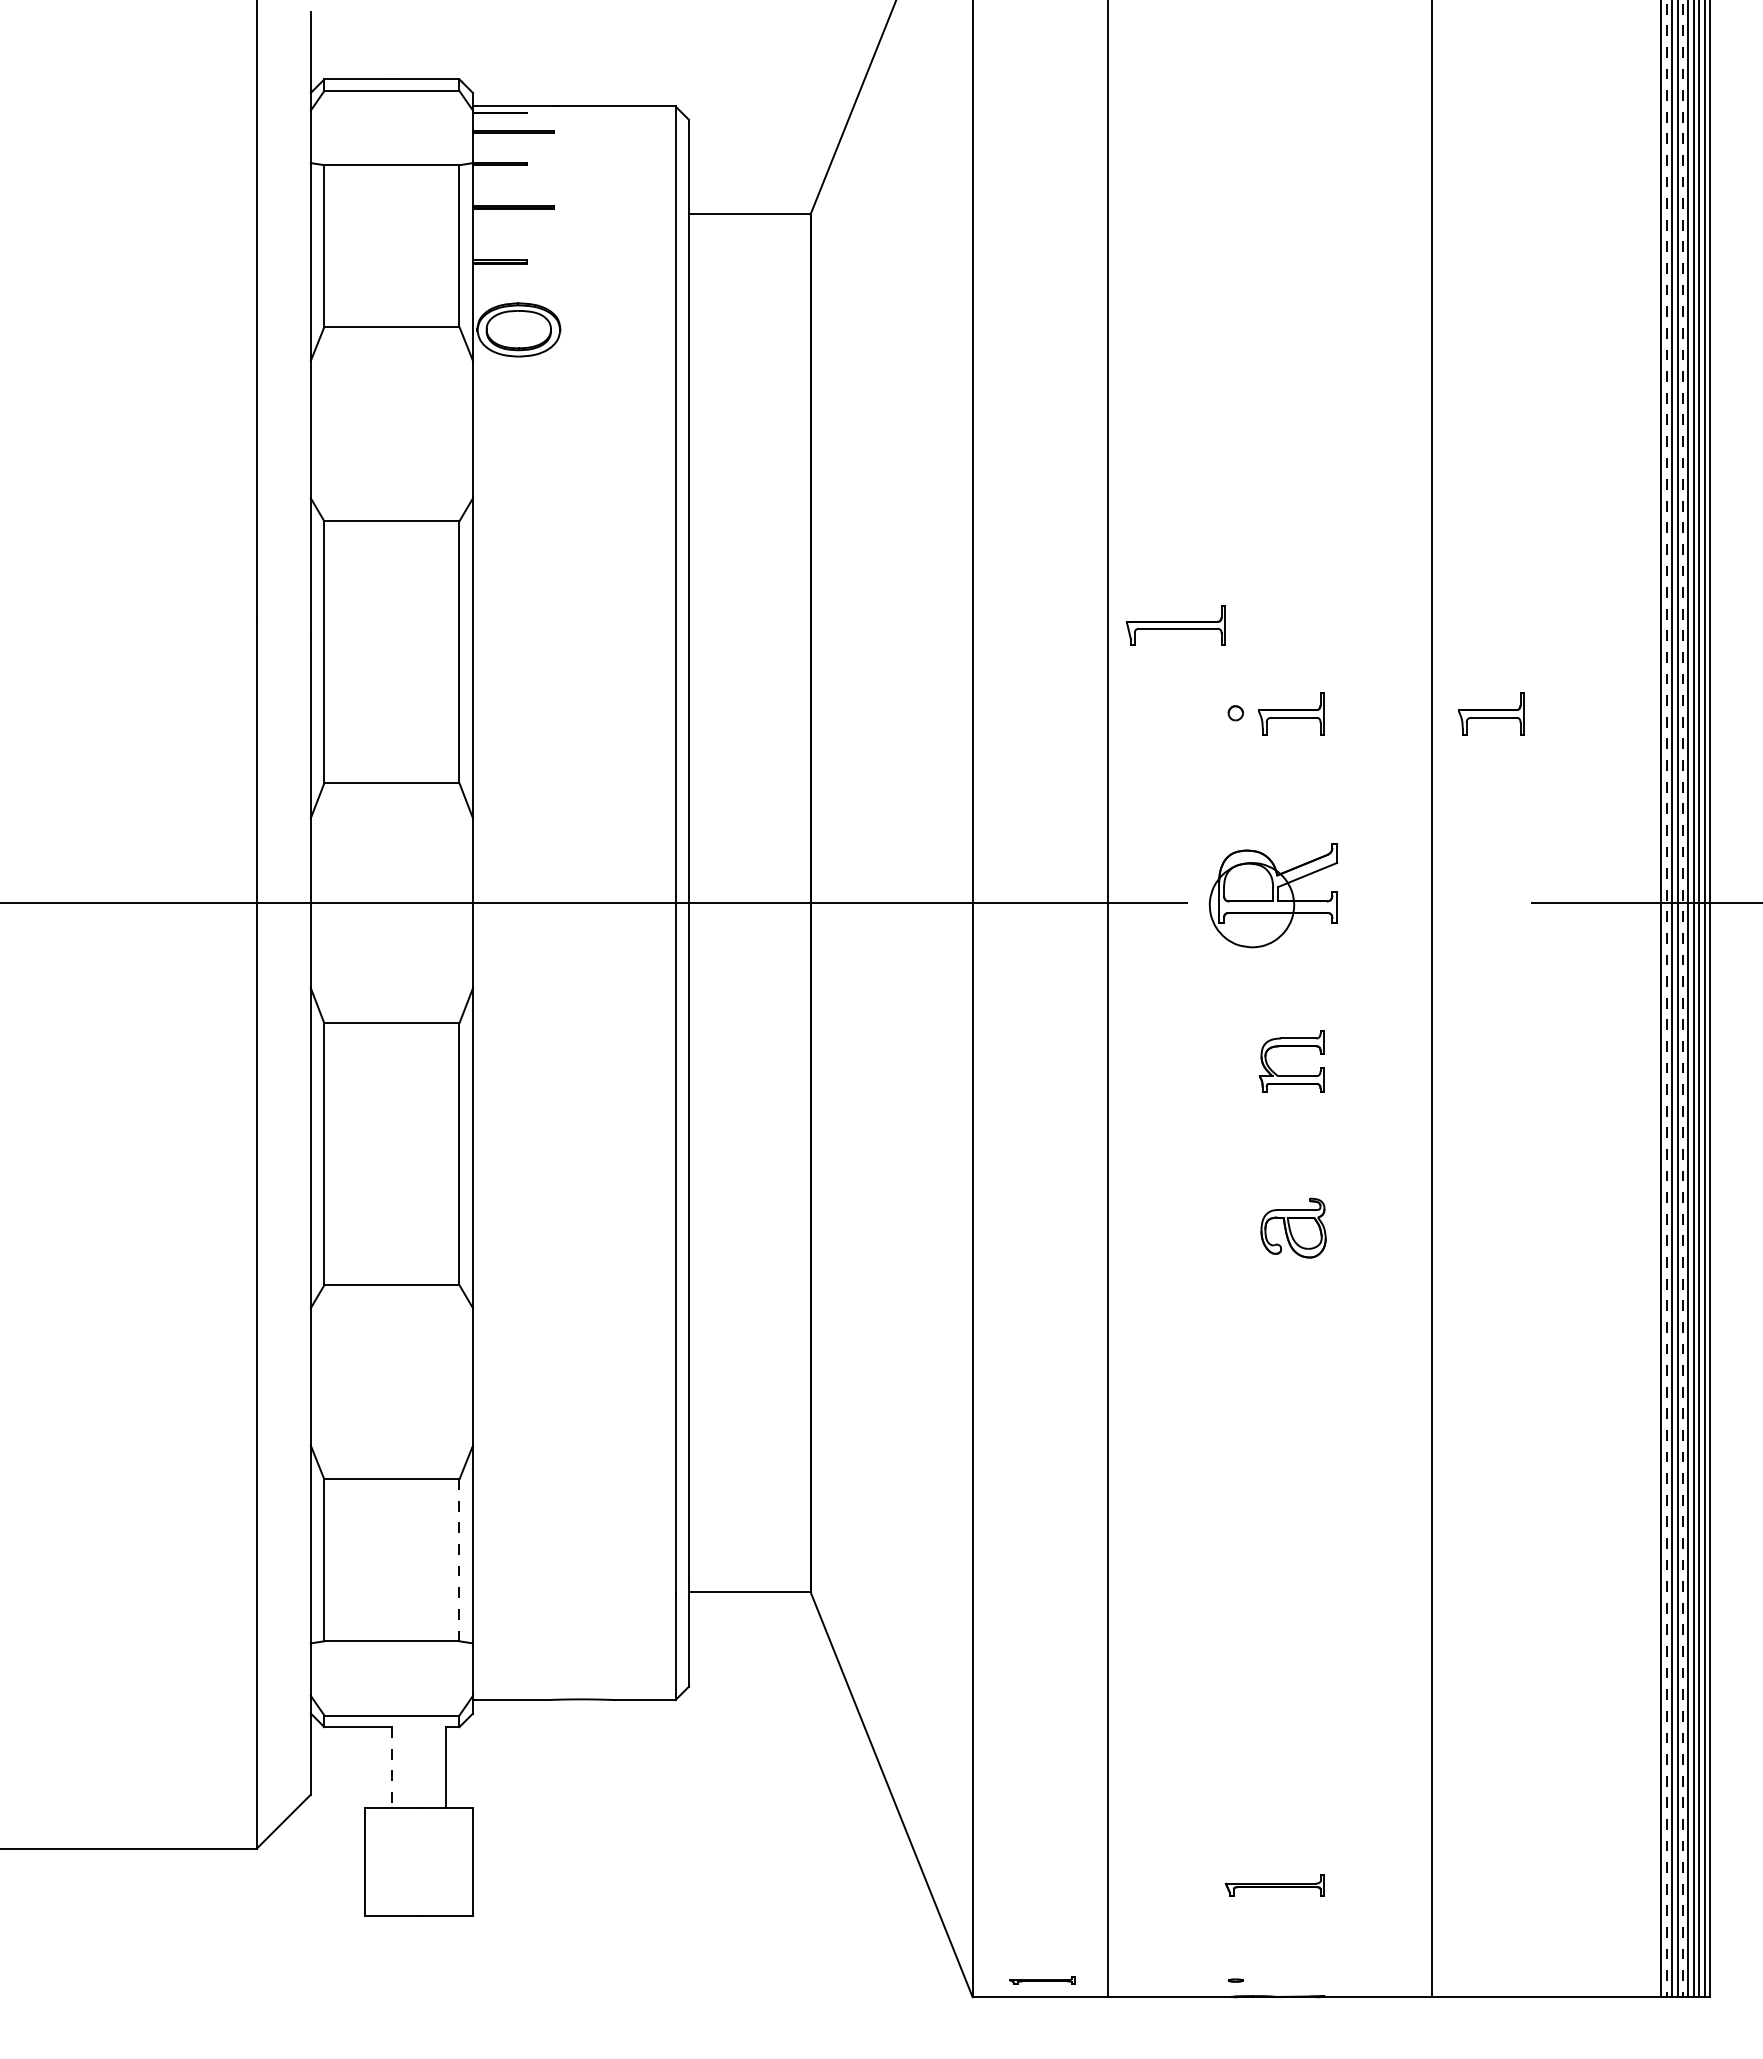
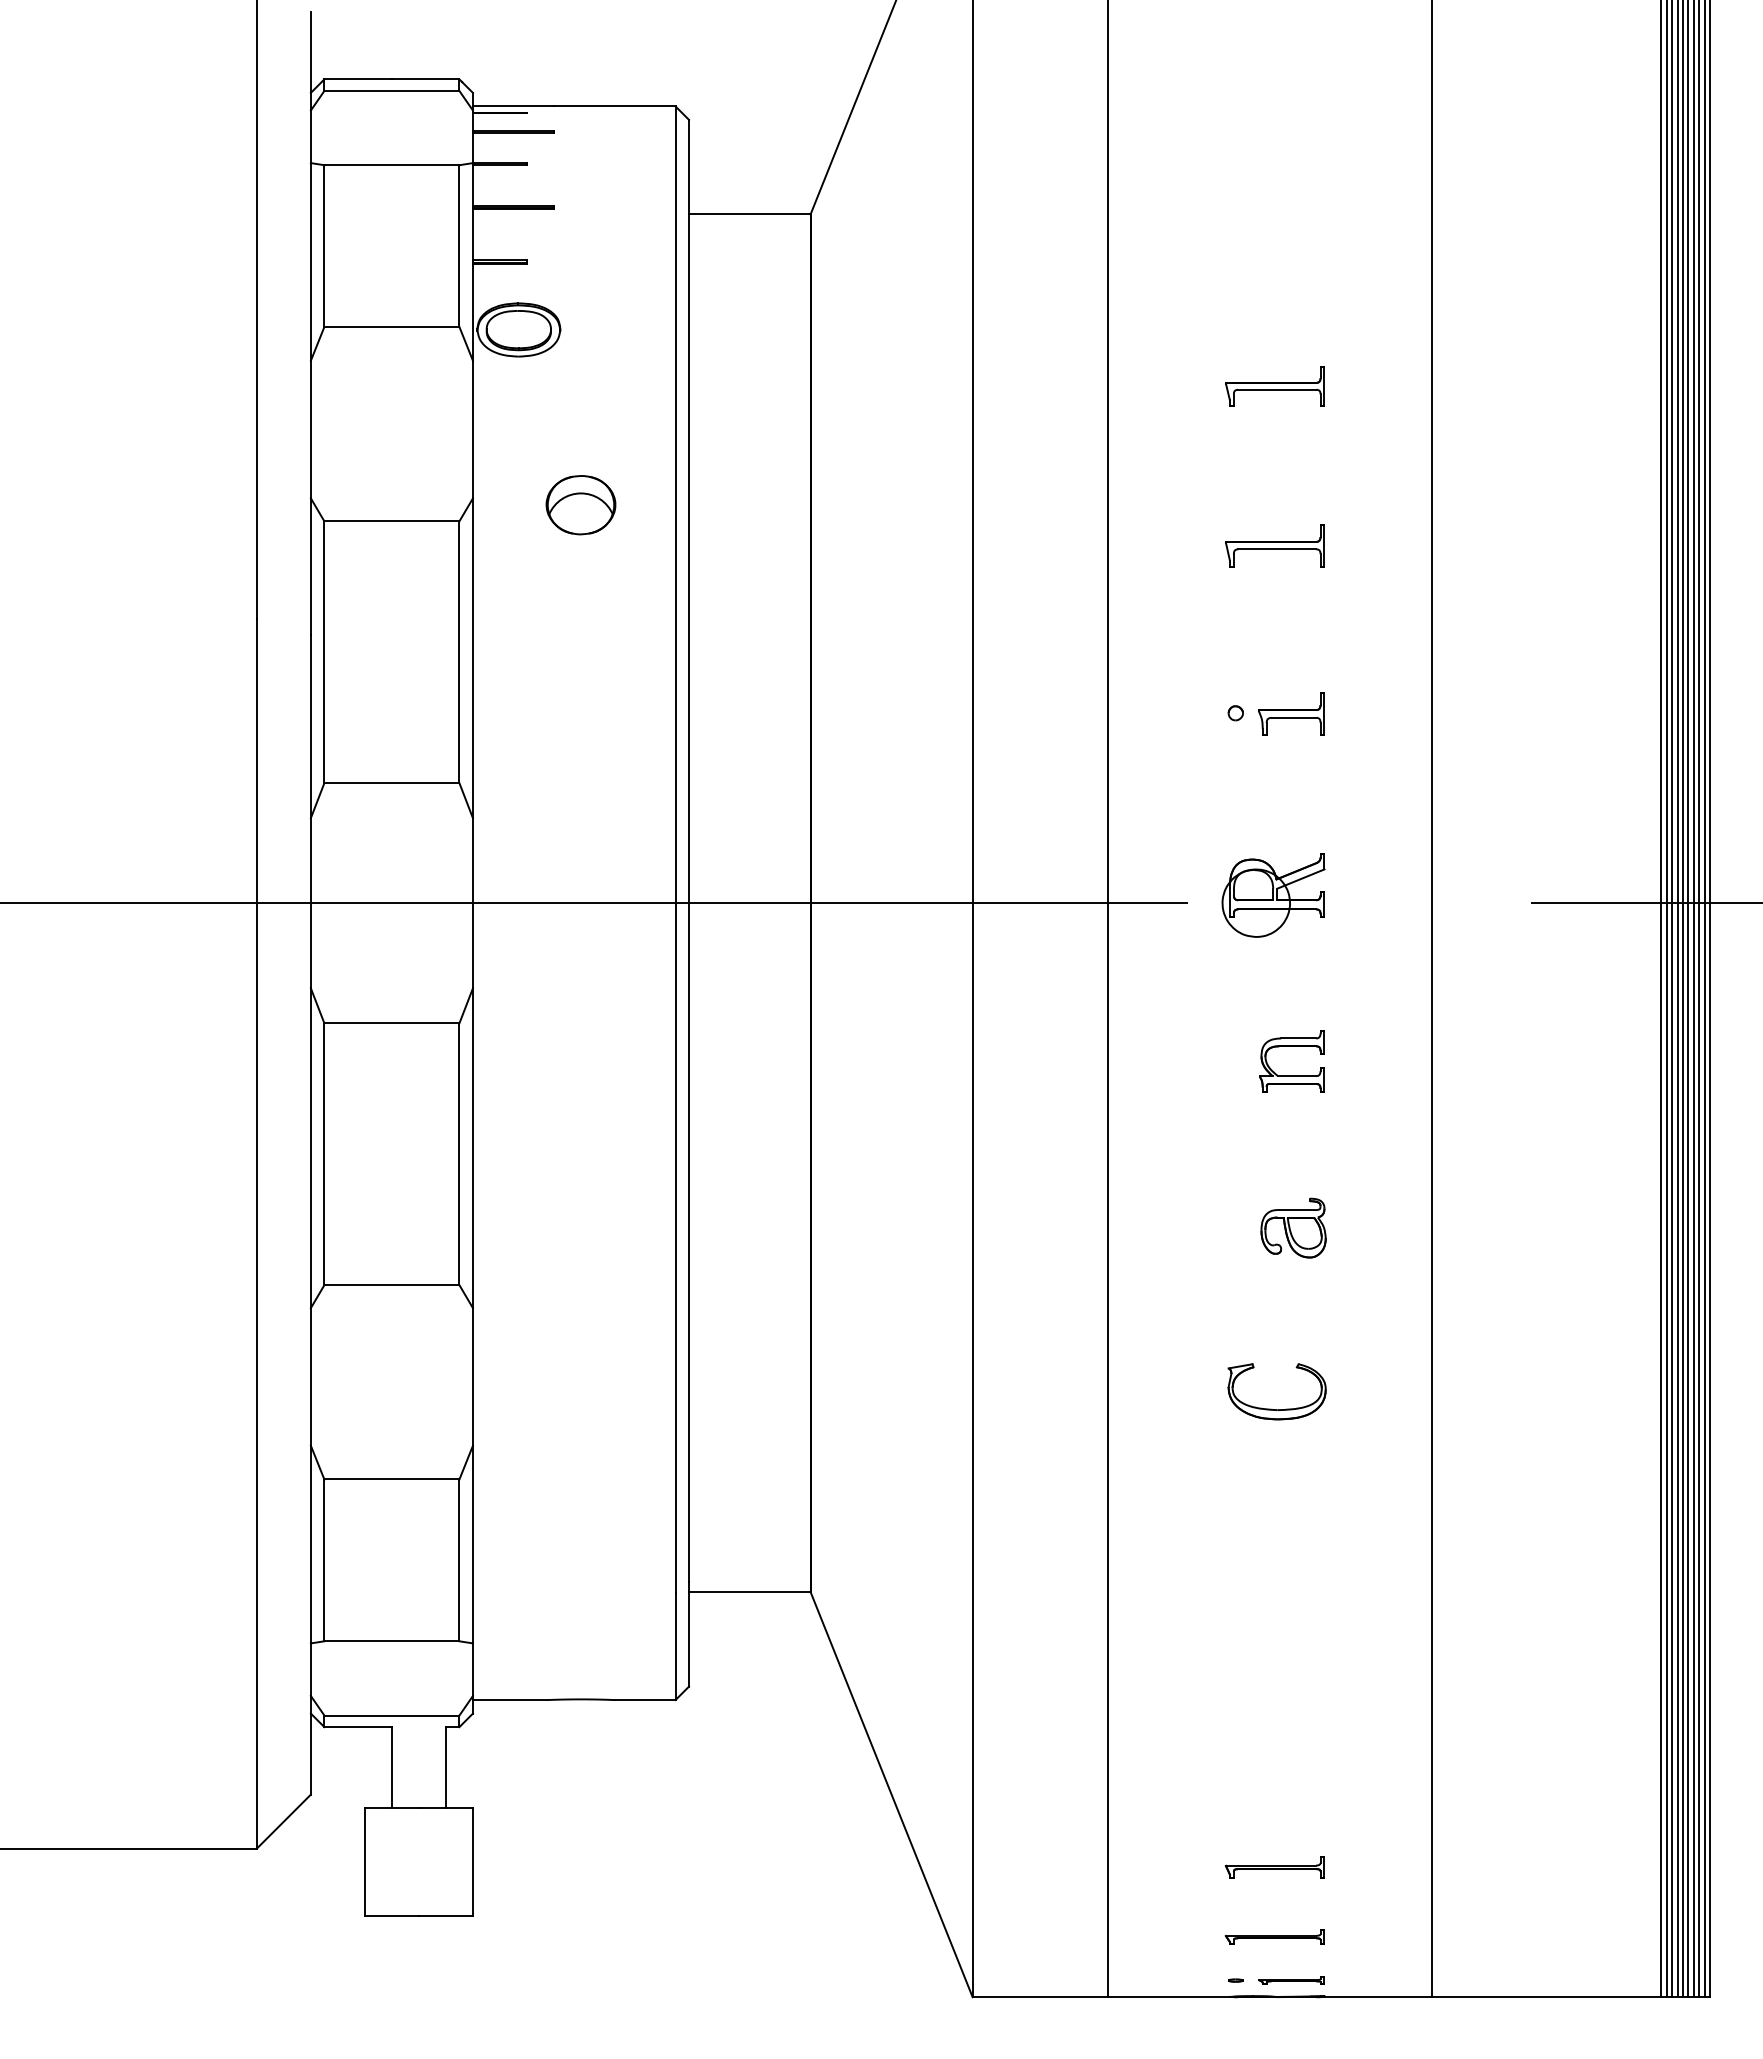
part: none -> present (580, 505)
part: none -> present (1274, 545)
part position: (1175, 625) -> (1274, 386) (1274, 386)
part: present -> none (1491, 713)
part size: 131x106 px -> 105x85 px (1273, 895)
line: dashed -> solid (1666, 999)
line: dashed -> solid (1683, 999)
part: none -> present (1271, 1408)
line: dashed -> solid (459, 1560)
line: dashed -> solid (391, 1767)
part position: (1274, 1885) -> (1274, 1867) (1274, 1867)
part: none -> present (1274, 1936)
part position: (1042, 1980) -> (1291, 1980) (1291, 1980)
